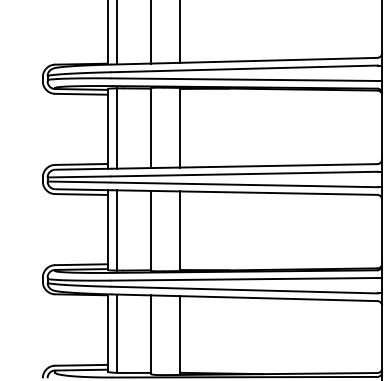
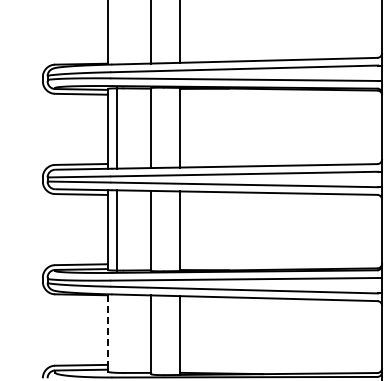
line: present -> none (117, 33)
line: solid -> dashed (107, 330)
line: present -> none (117, 333)
